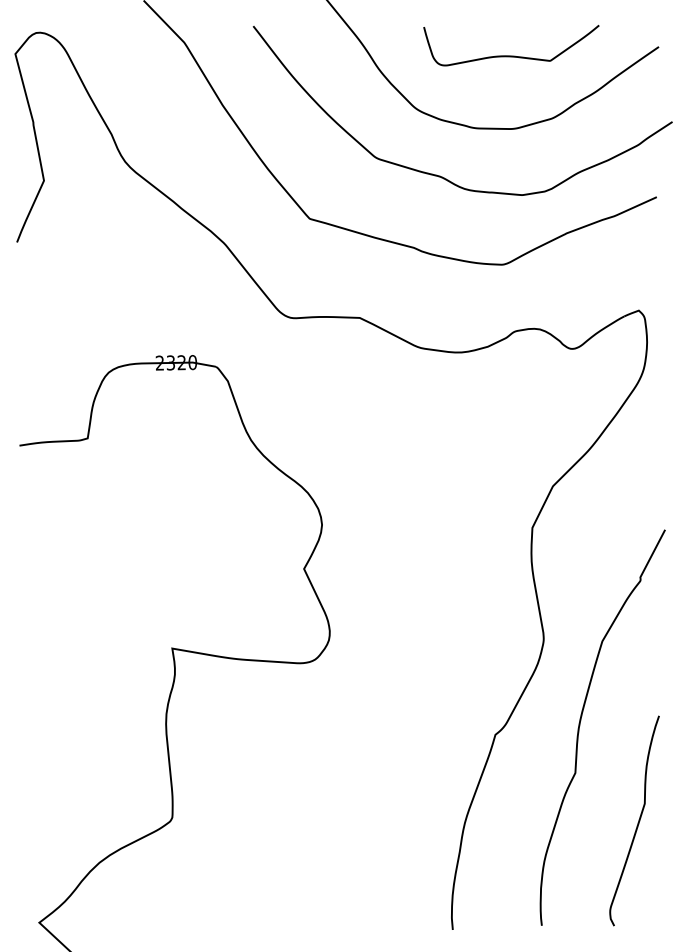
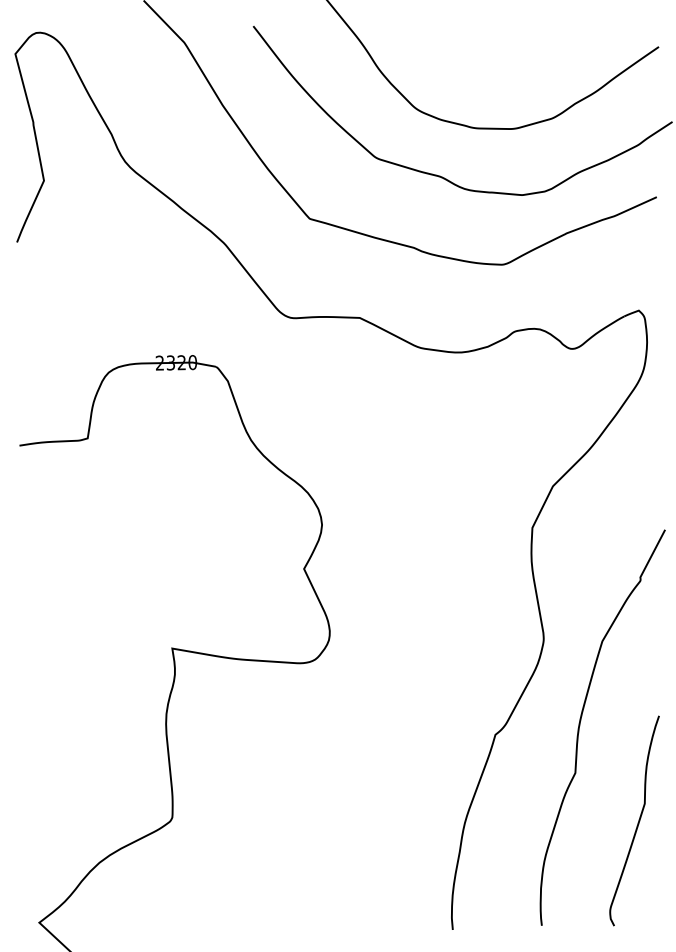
curve: present -> none (511, 55)
